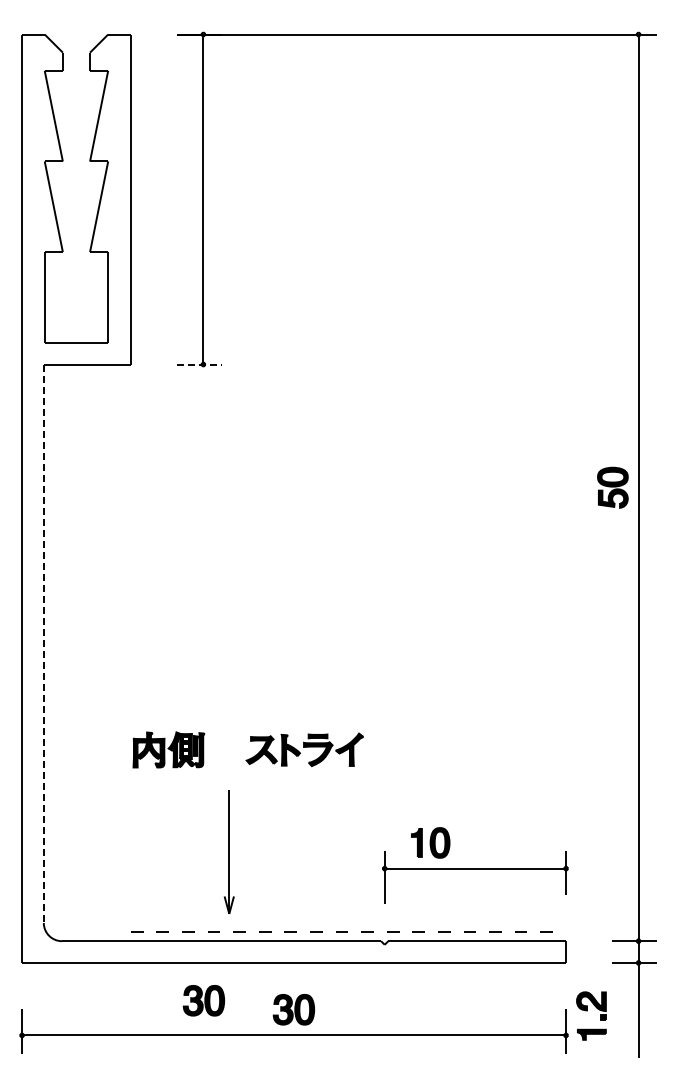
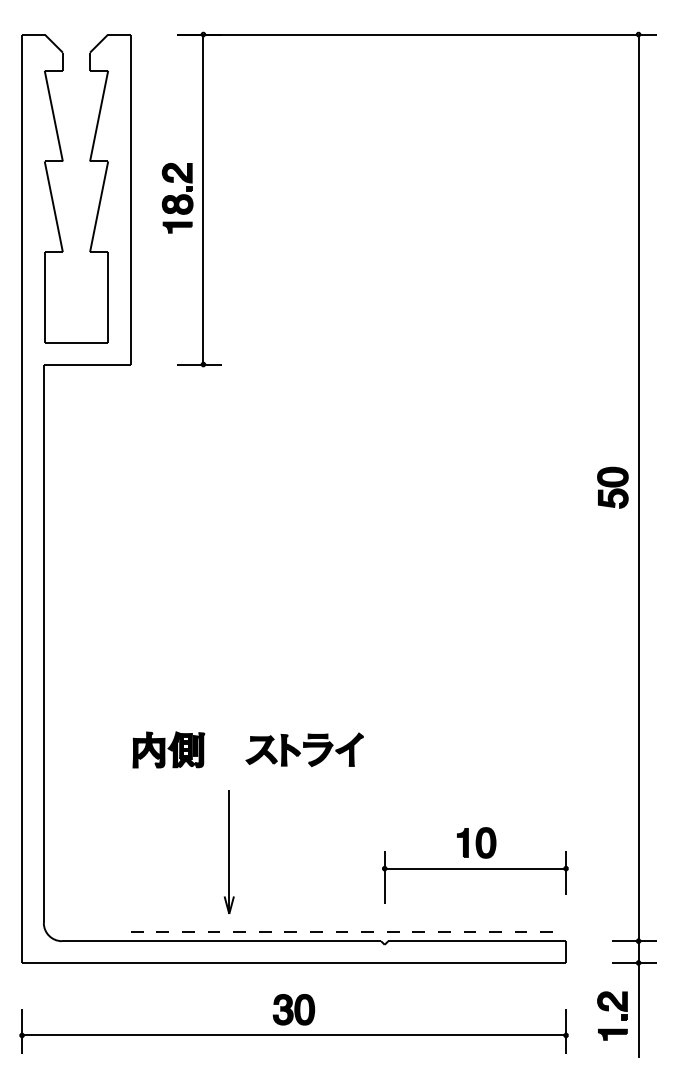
part: none -> present (177, 198)
line: dashed -> solid (199, 364)
line: dashed -> solid (43, 644)
part position: (430, 842) -> (476, 842) (476, 842)
part: present -> none (203, 1000)
part position: (591, 1015) -> (612, 1015) (612, 1015)
